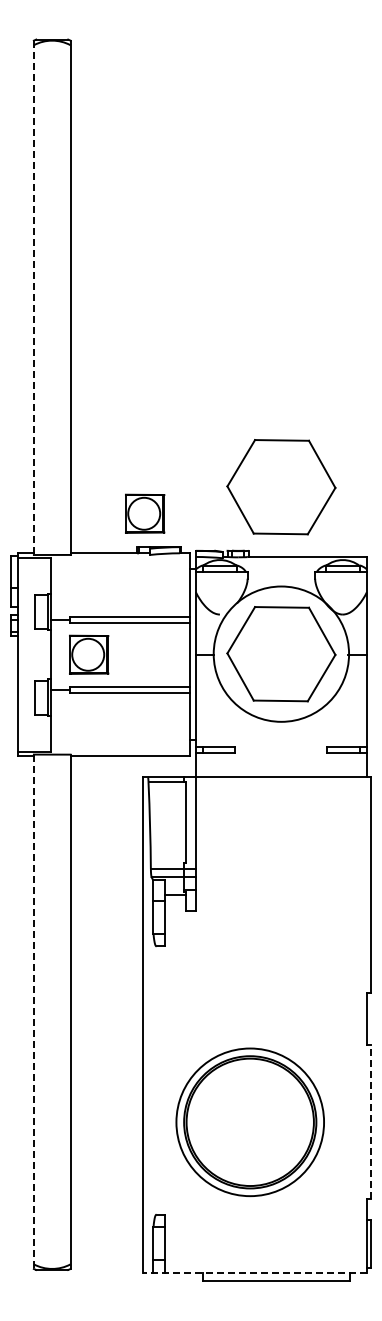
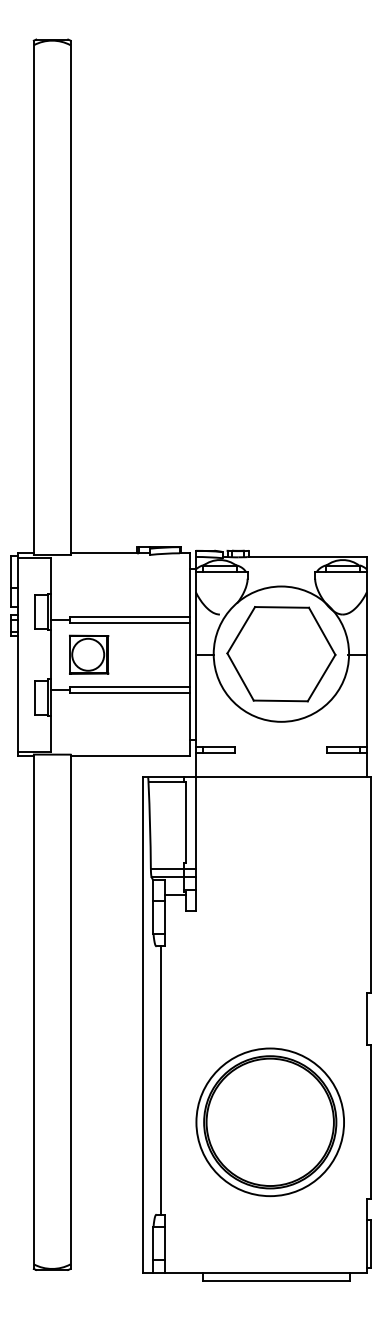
line: dashed -> solid (33, 298)
part: present -> none (281, 487)
part: present -> none (145, 513)
line: dashed -> solid (33, 1012)
line: none -> present (160, 1080)
part position: (249, 1122) -> (269, 1122) (269, 1122)
line: dashed -> solid (370, 1122)
line: dashed -> solid (254, 1273)
